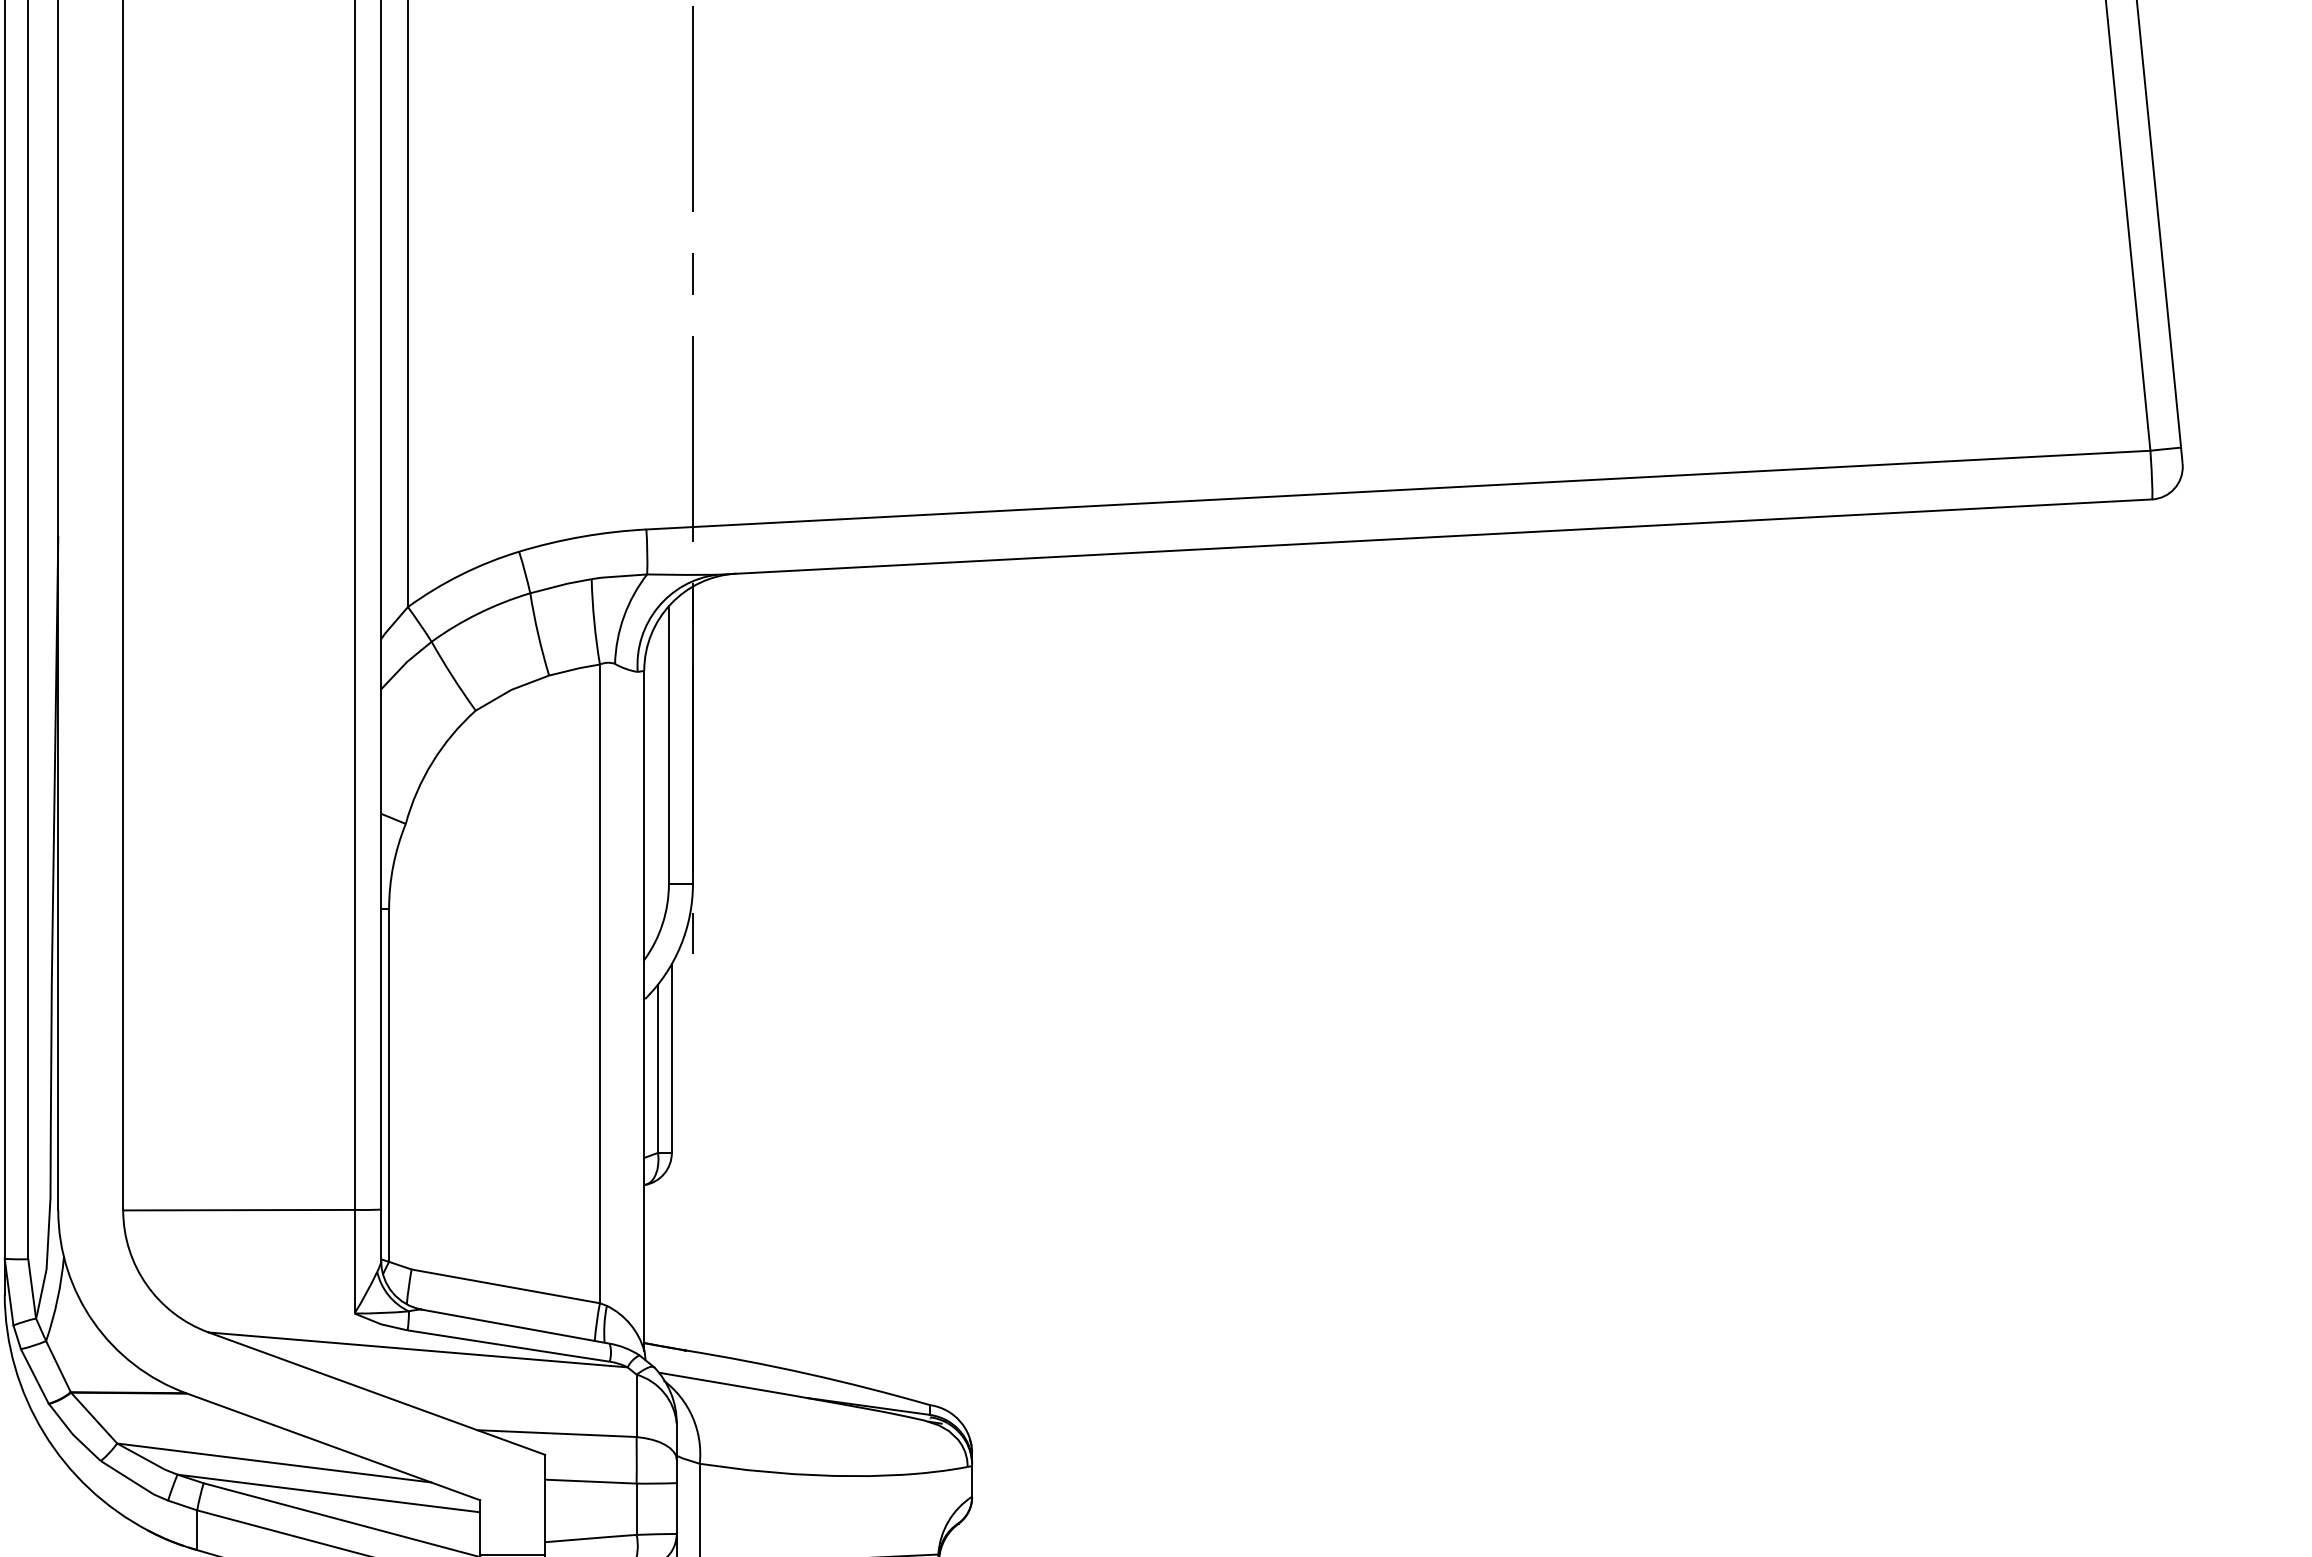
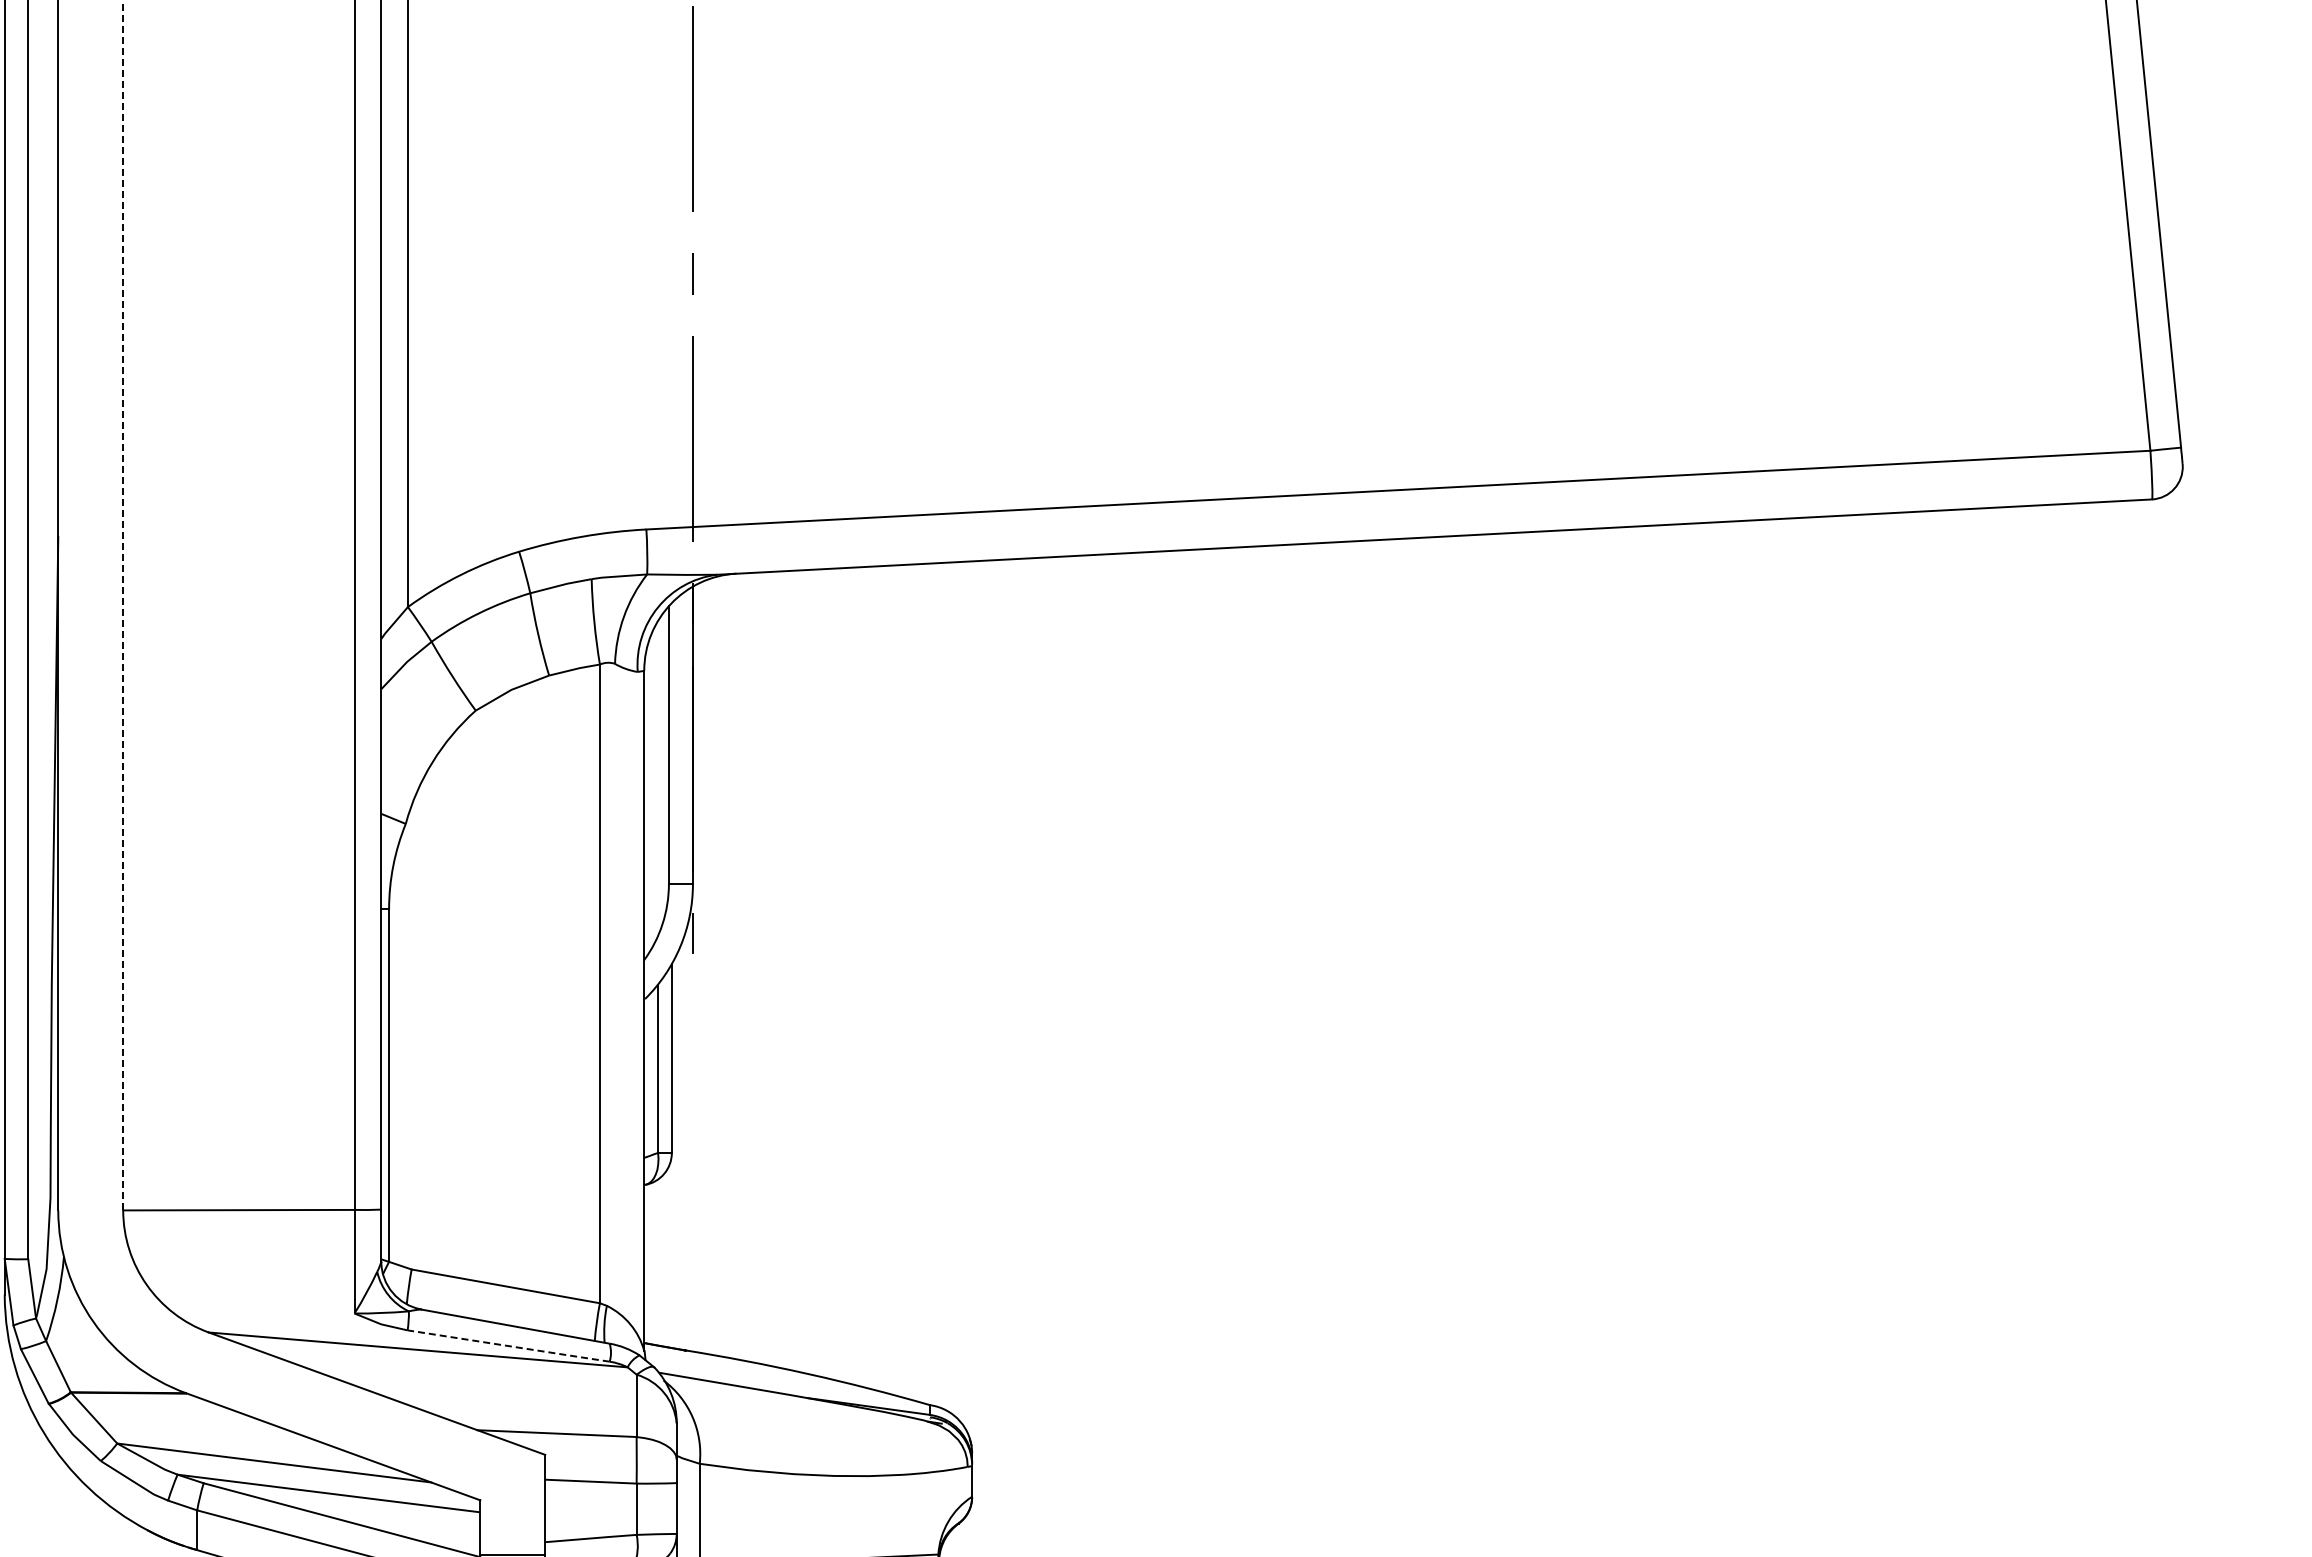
line: solid -> dashed (123, 604)
line: solid -> dashed (509, 1346)
